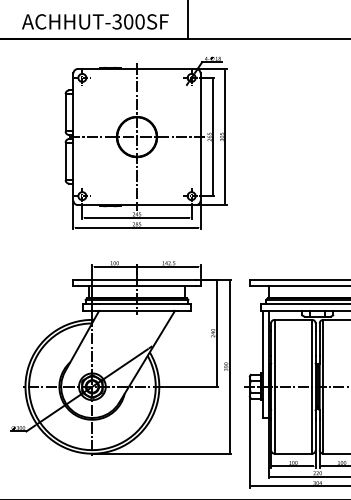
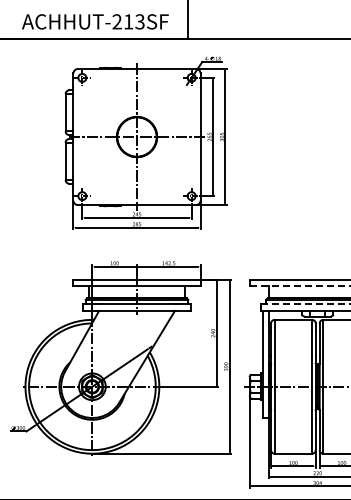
text: ACHHUT-300SF -> ACHHUT-213SF (128, 21)
line: solid -> dashed (300, 286)
line: solid -> dashed (305, 304)
